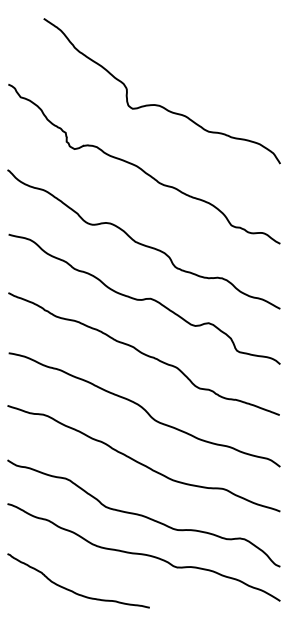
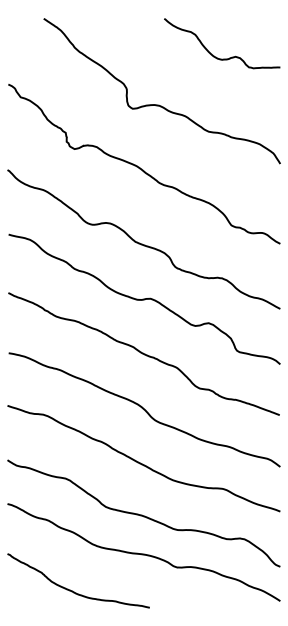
curve: none -> present (216, 56)
